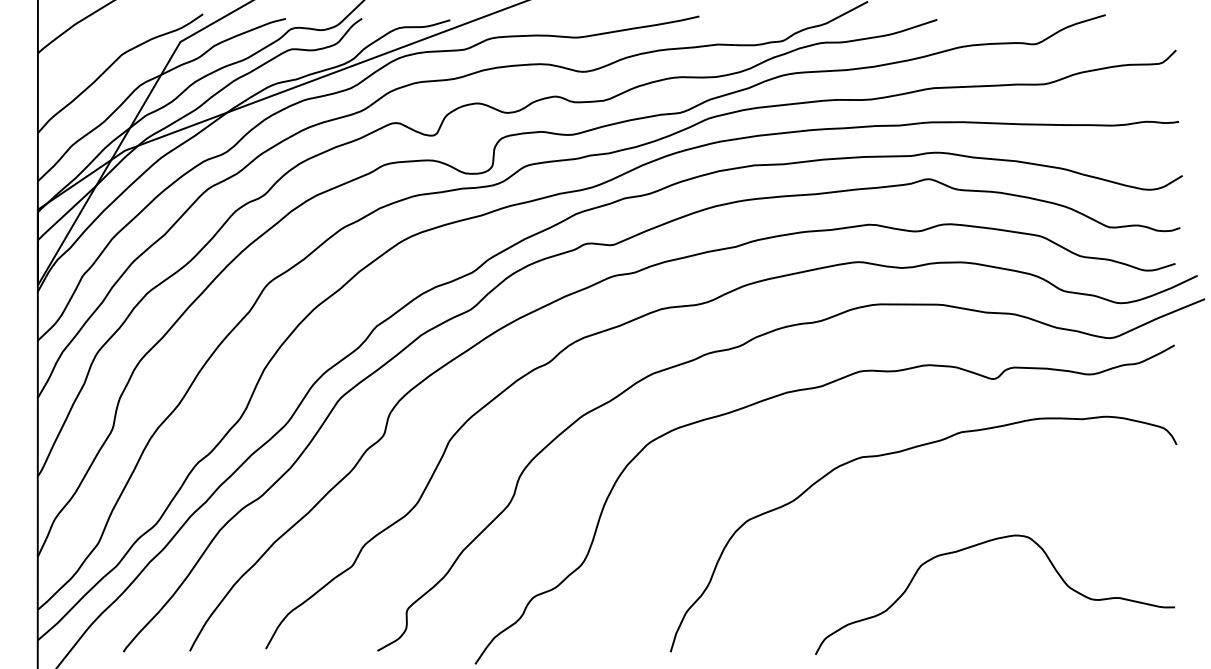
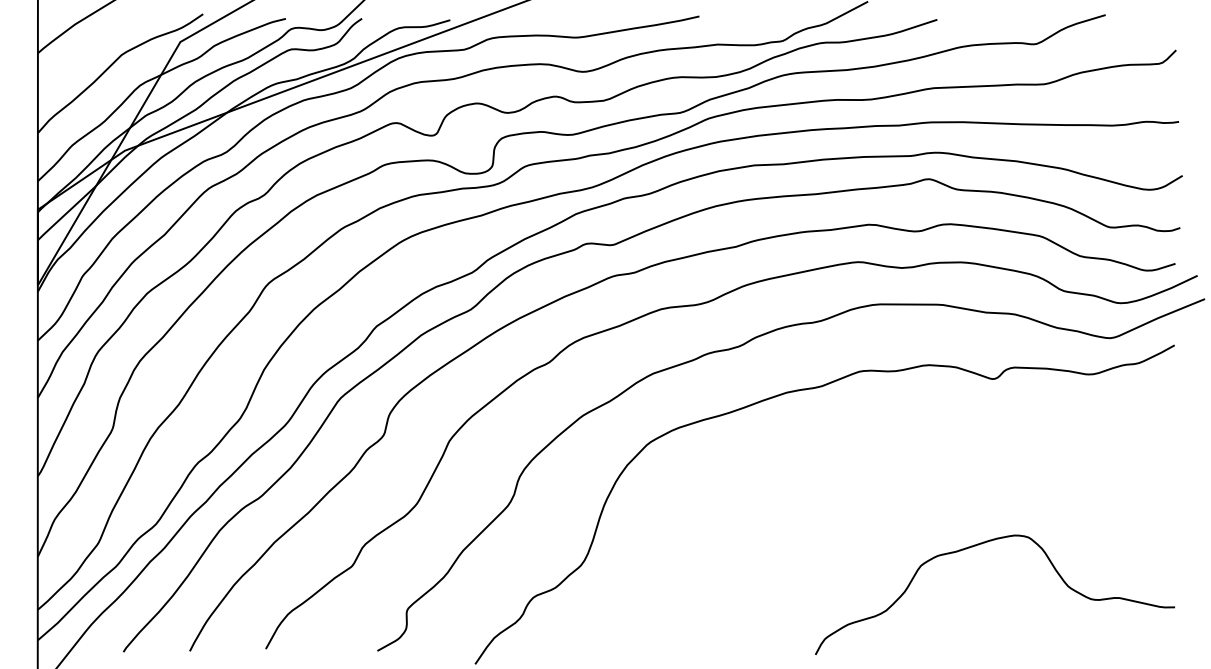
curve: present -> none (901, 452)
